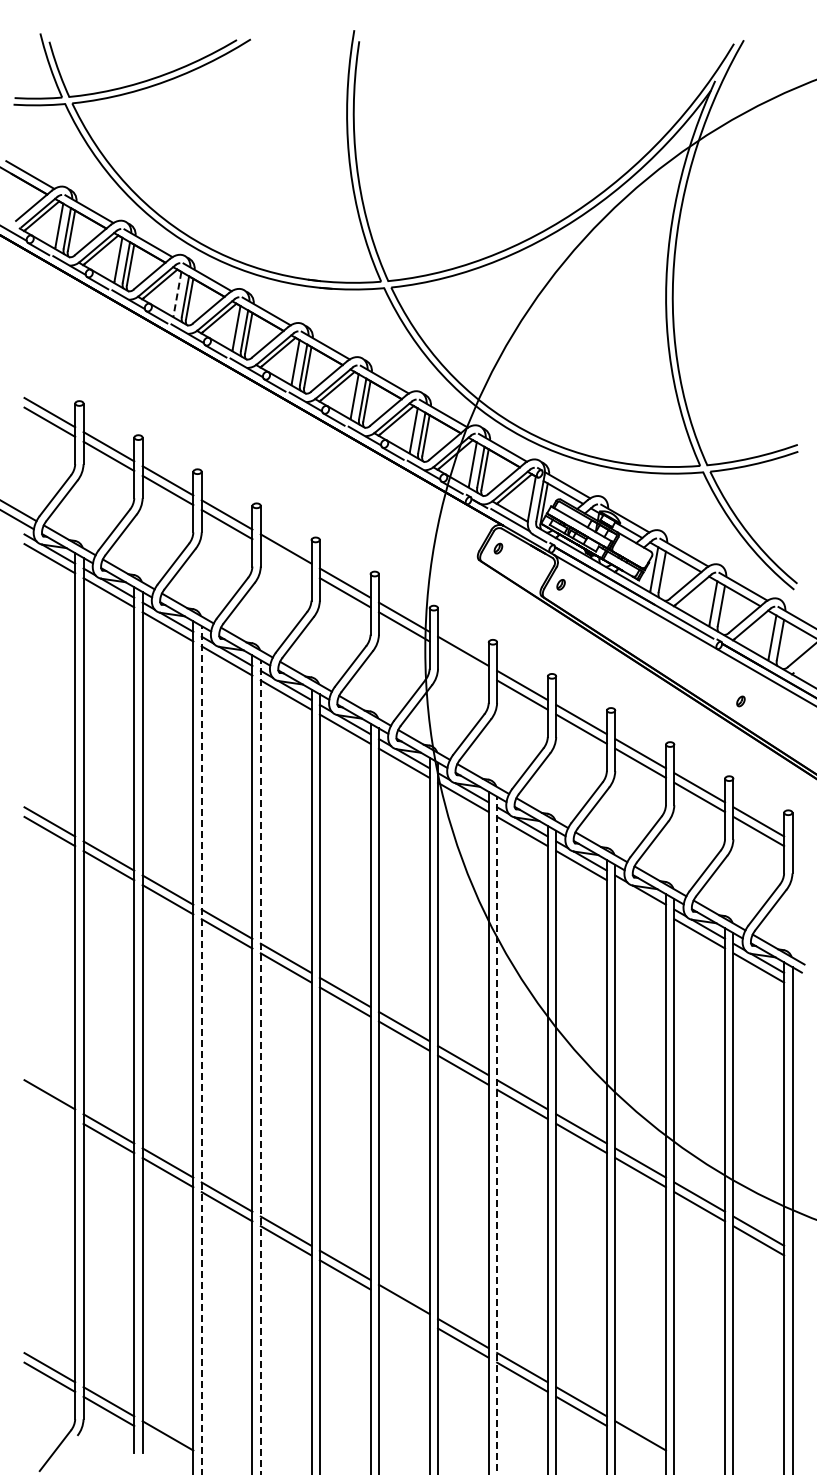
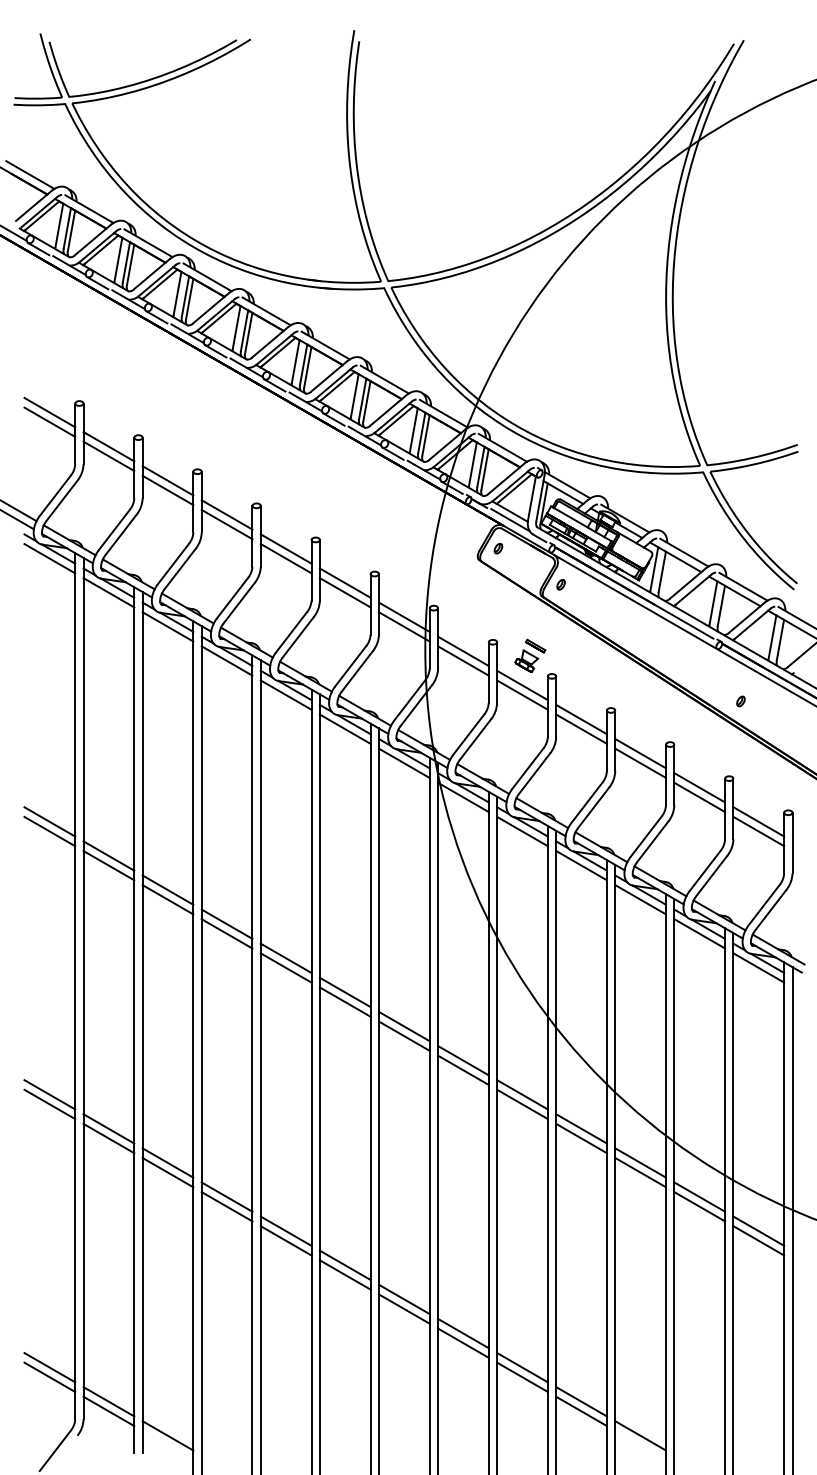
line: dashed -> solid (177, 294)
line: none -> present (285, 558)
part: none -> present (530, 655)
line: none -> present (463, 660)
line: none -> present (640, 899)
line: dashed -> solid (201, 1049)
line: dashed -> solid (260, 1066)
line: none -> present (49, 1104)
line: dashed -> solid (497, 1135)
line: none -> present (403, 1308)
